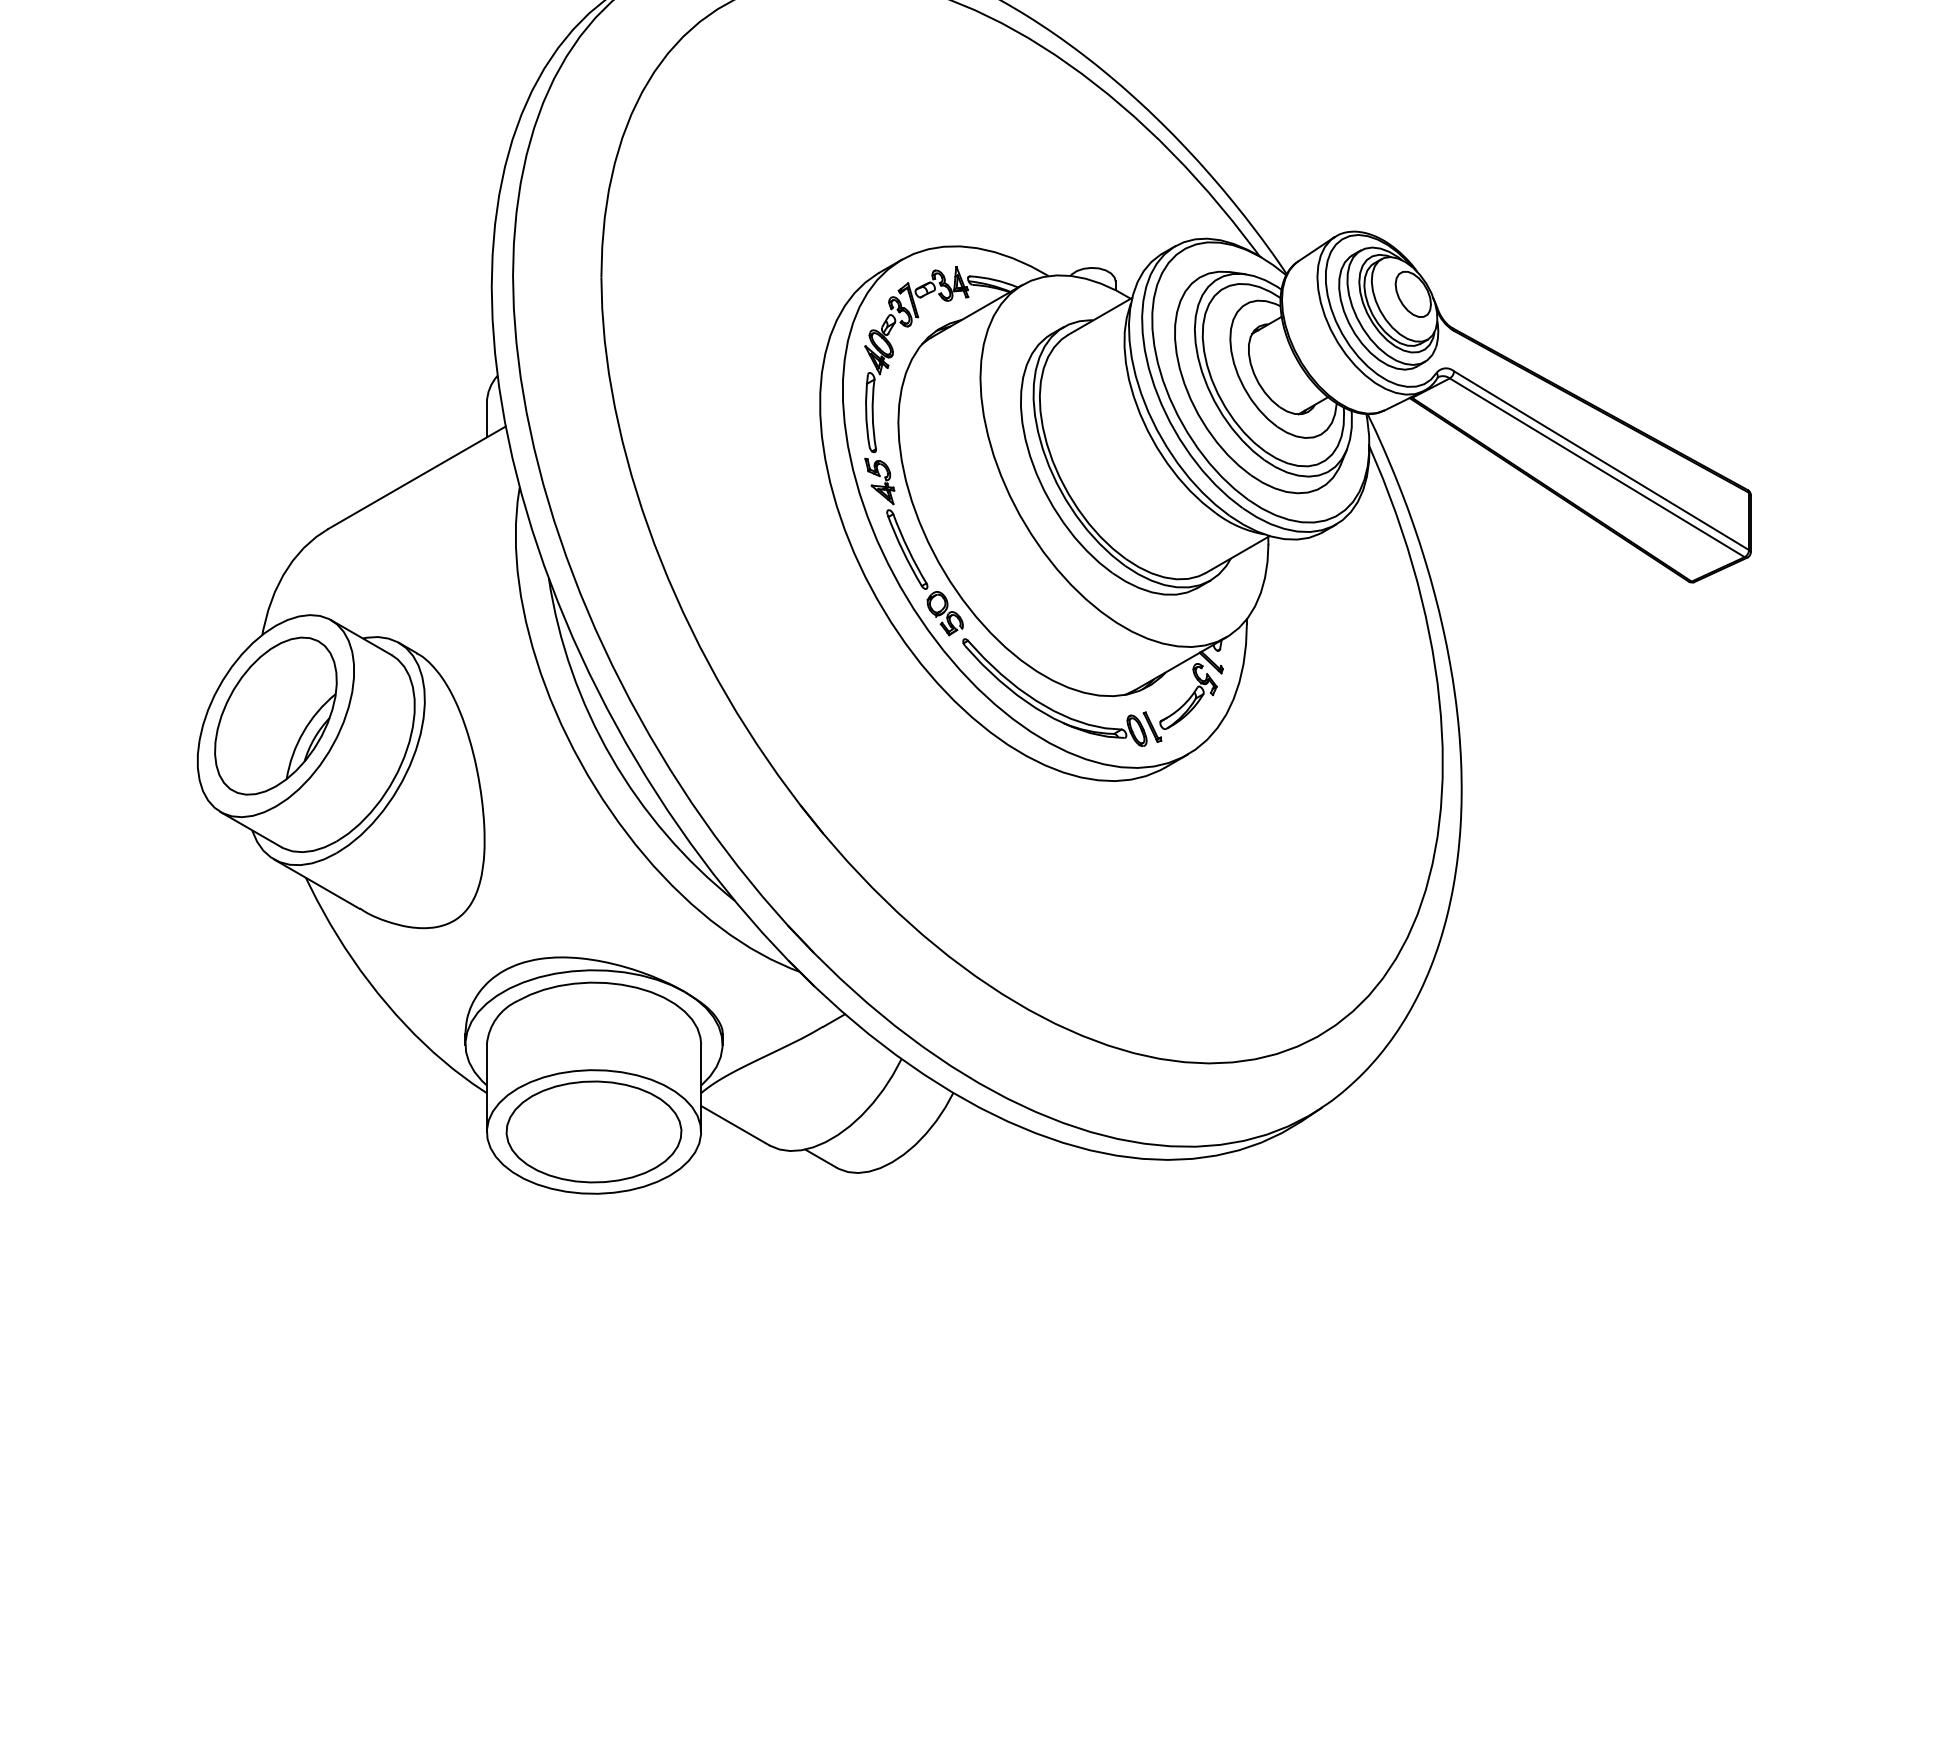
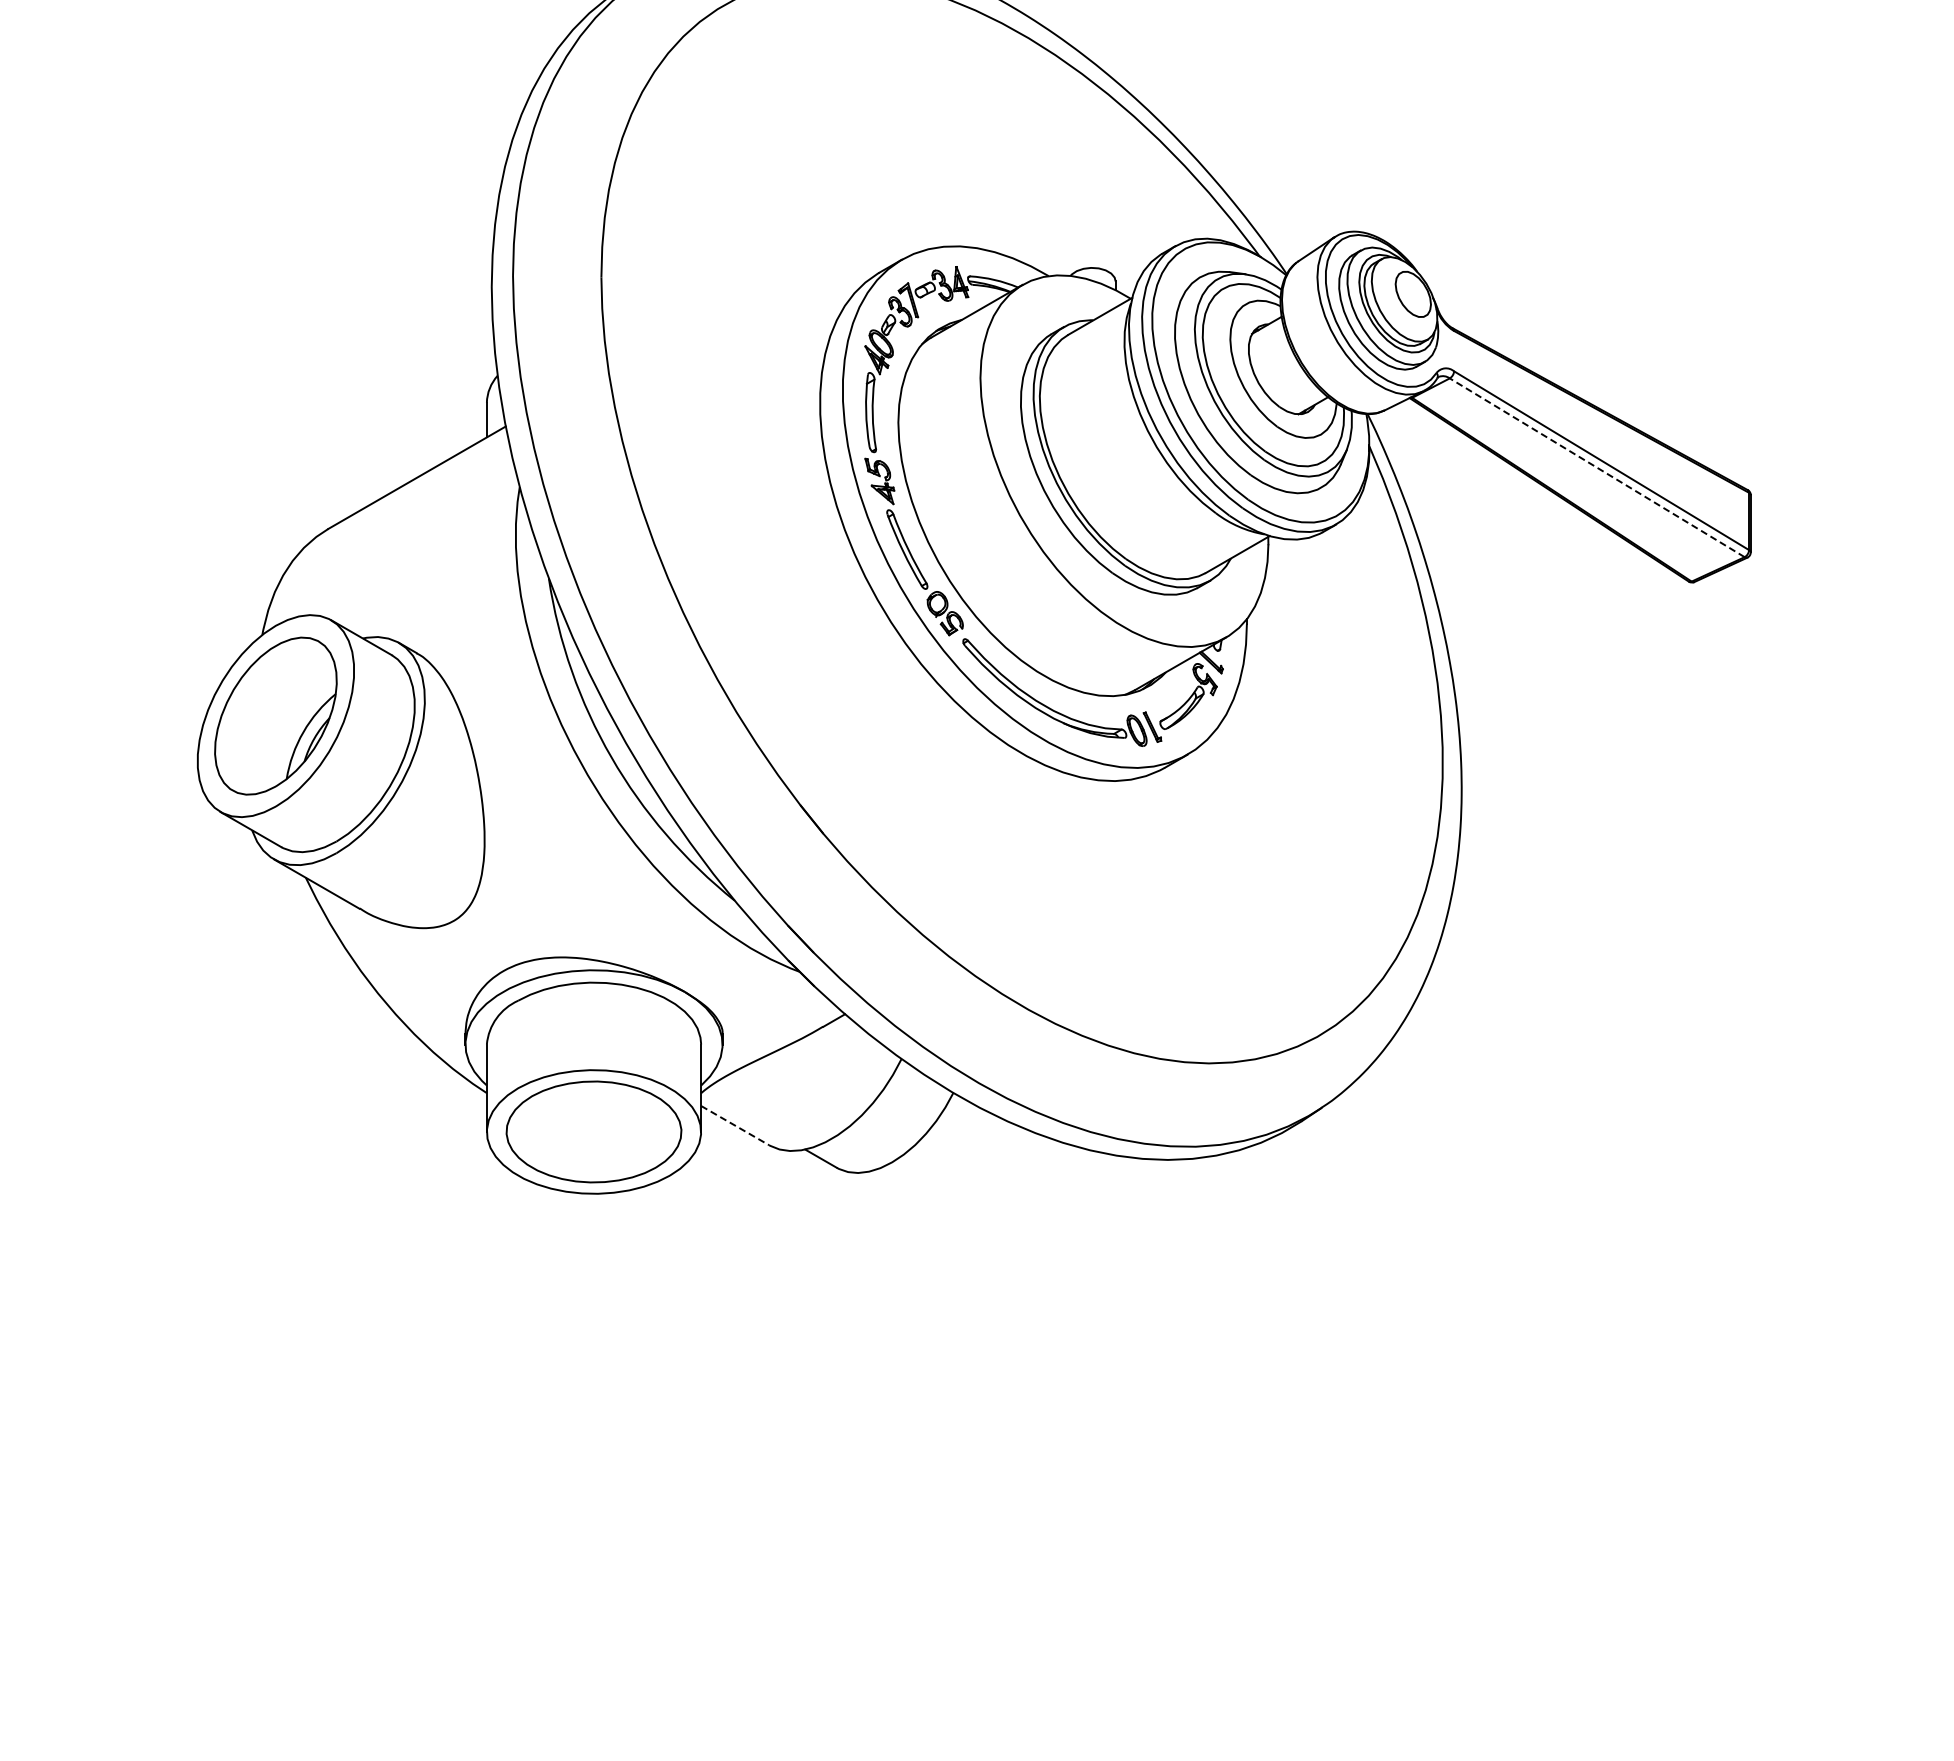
line: solid -> dashed (1596, 467)
line: solid -> dashed (735, 1125)
